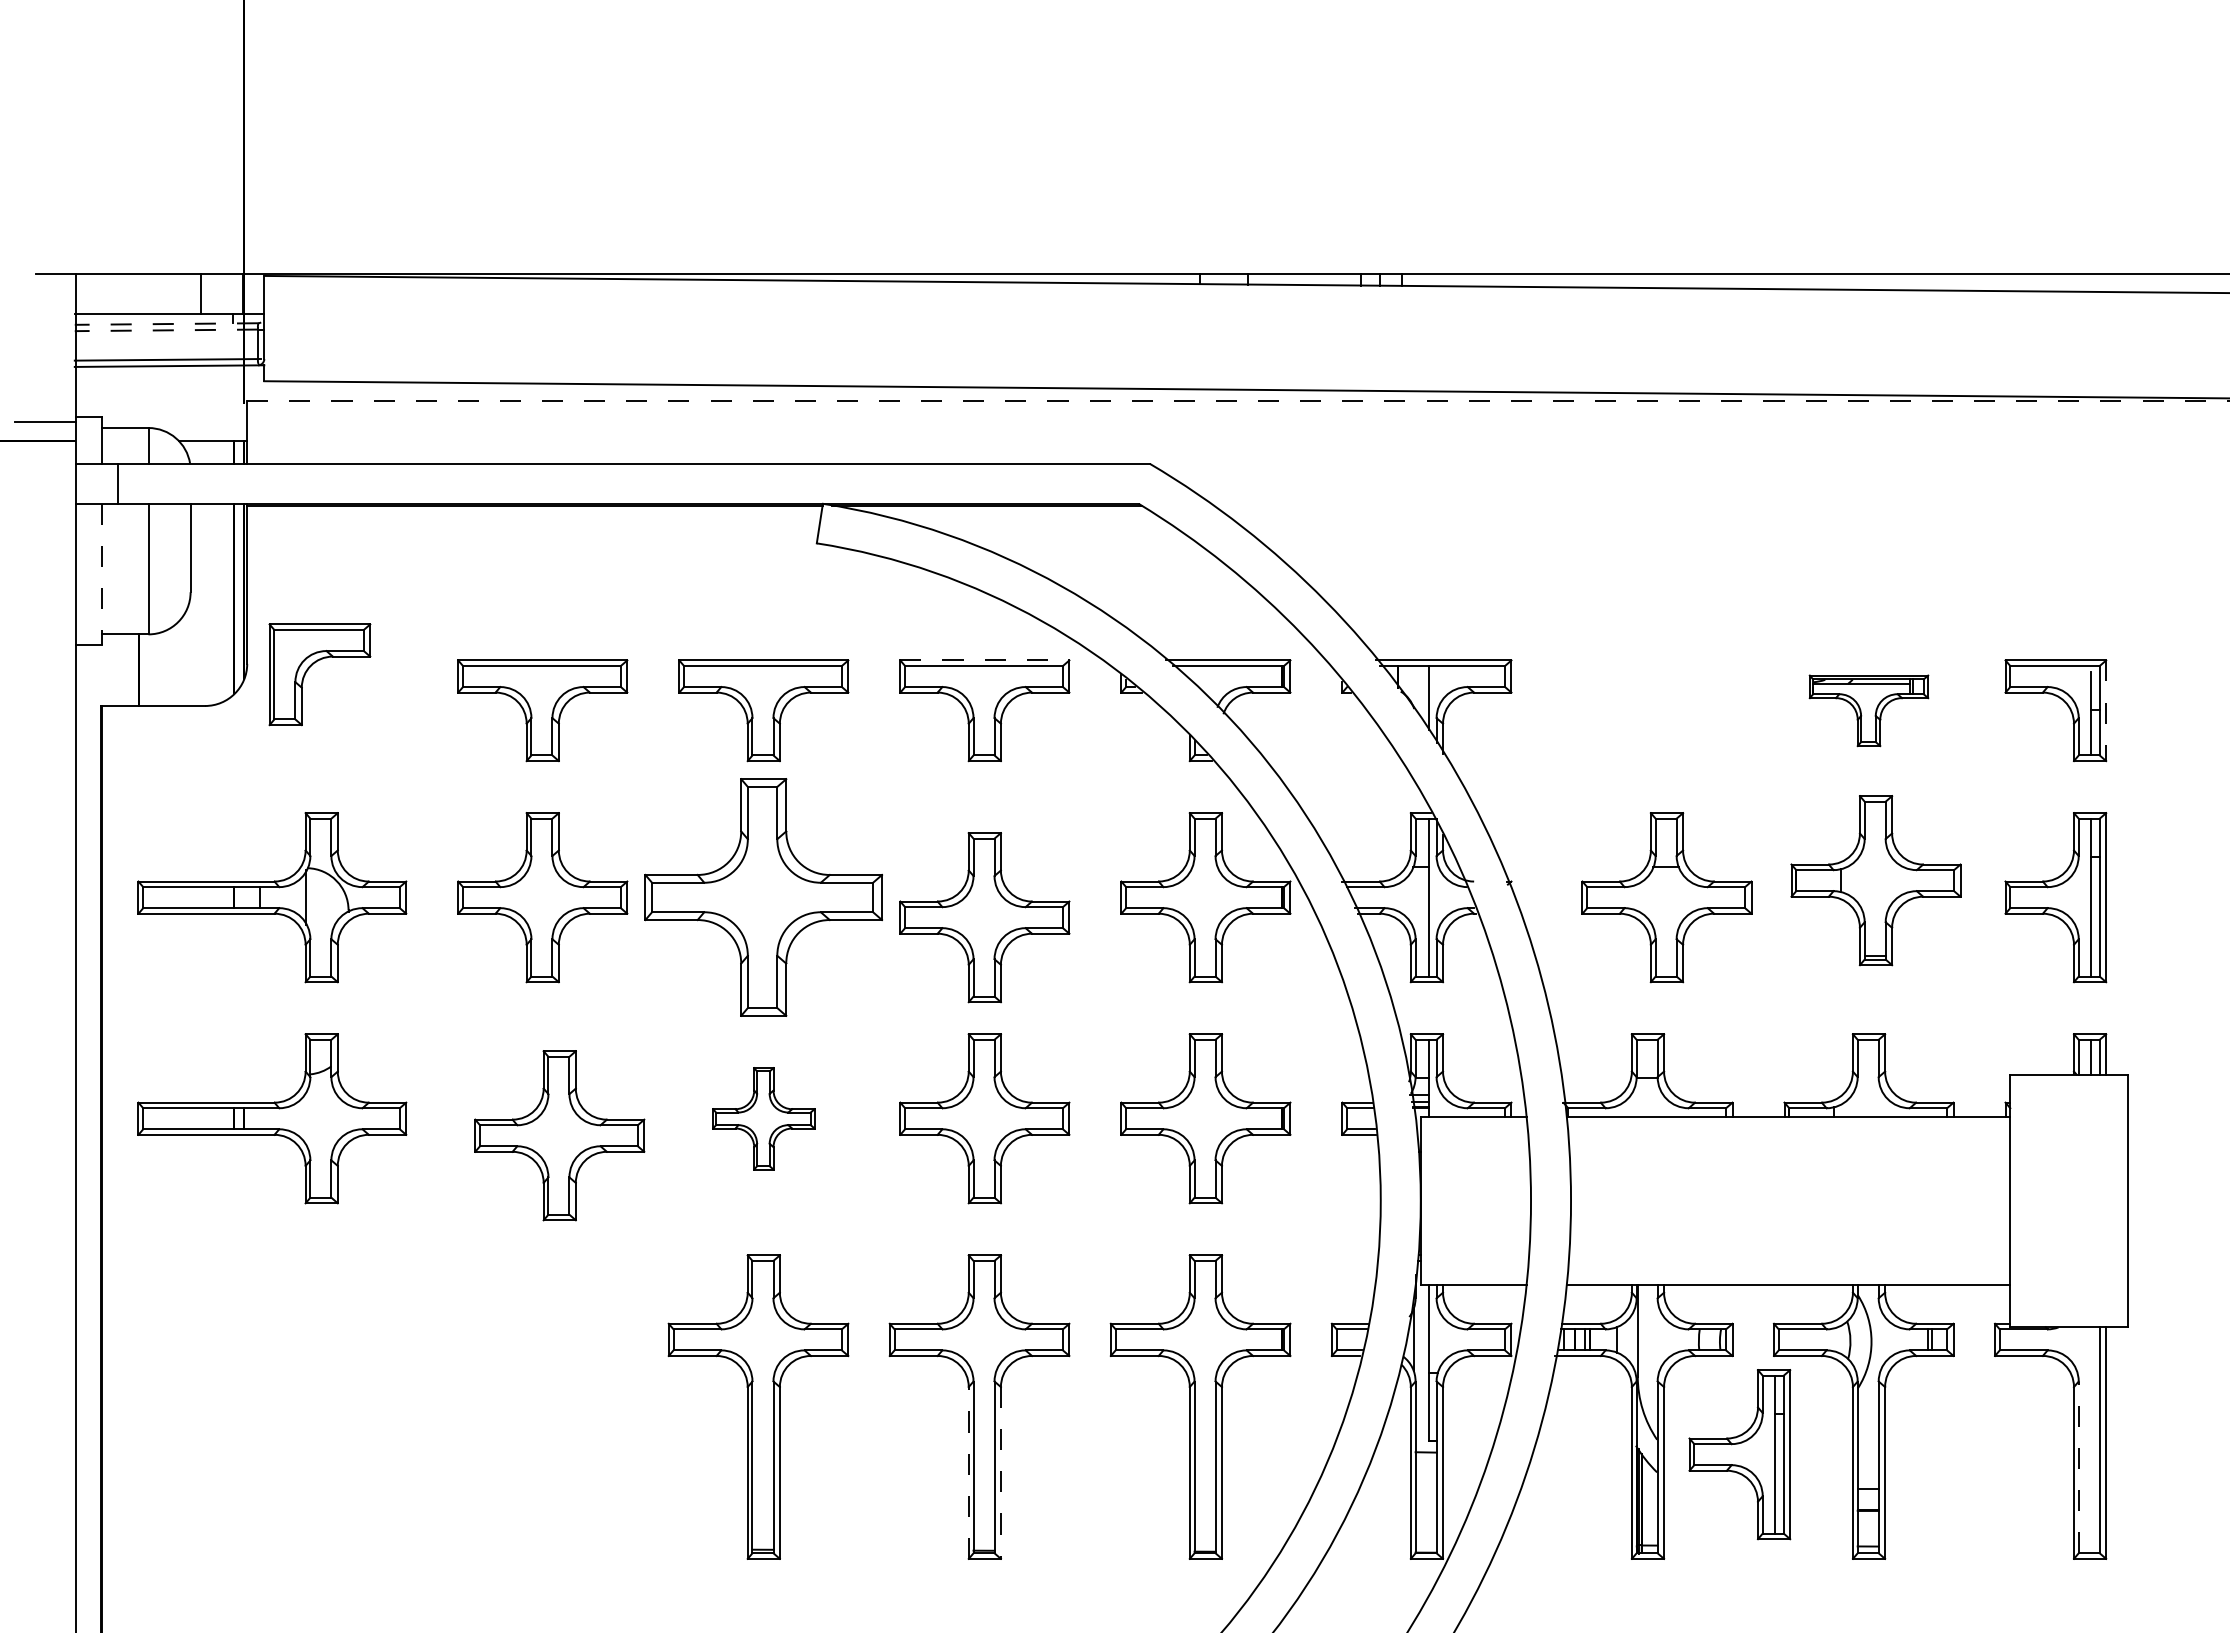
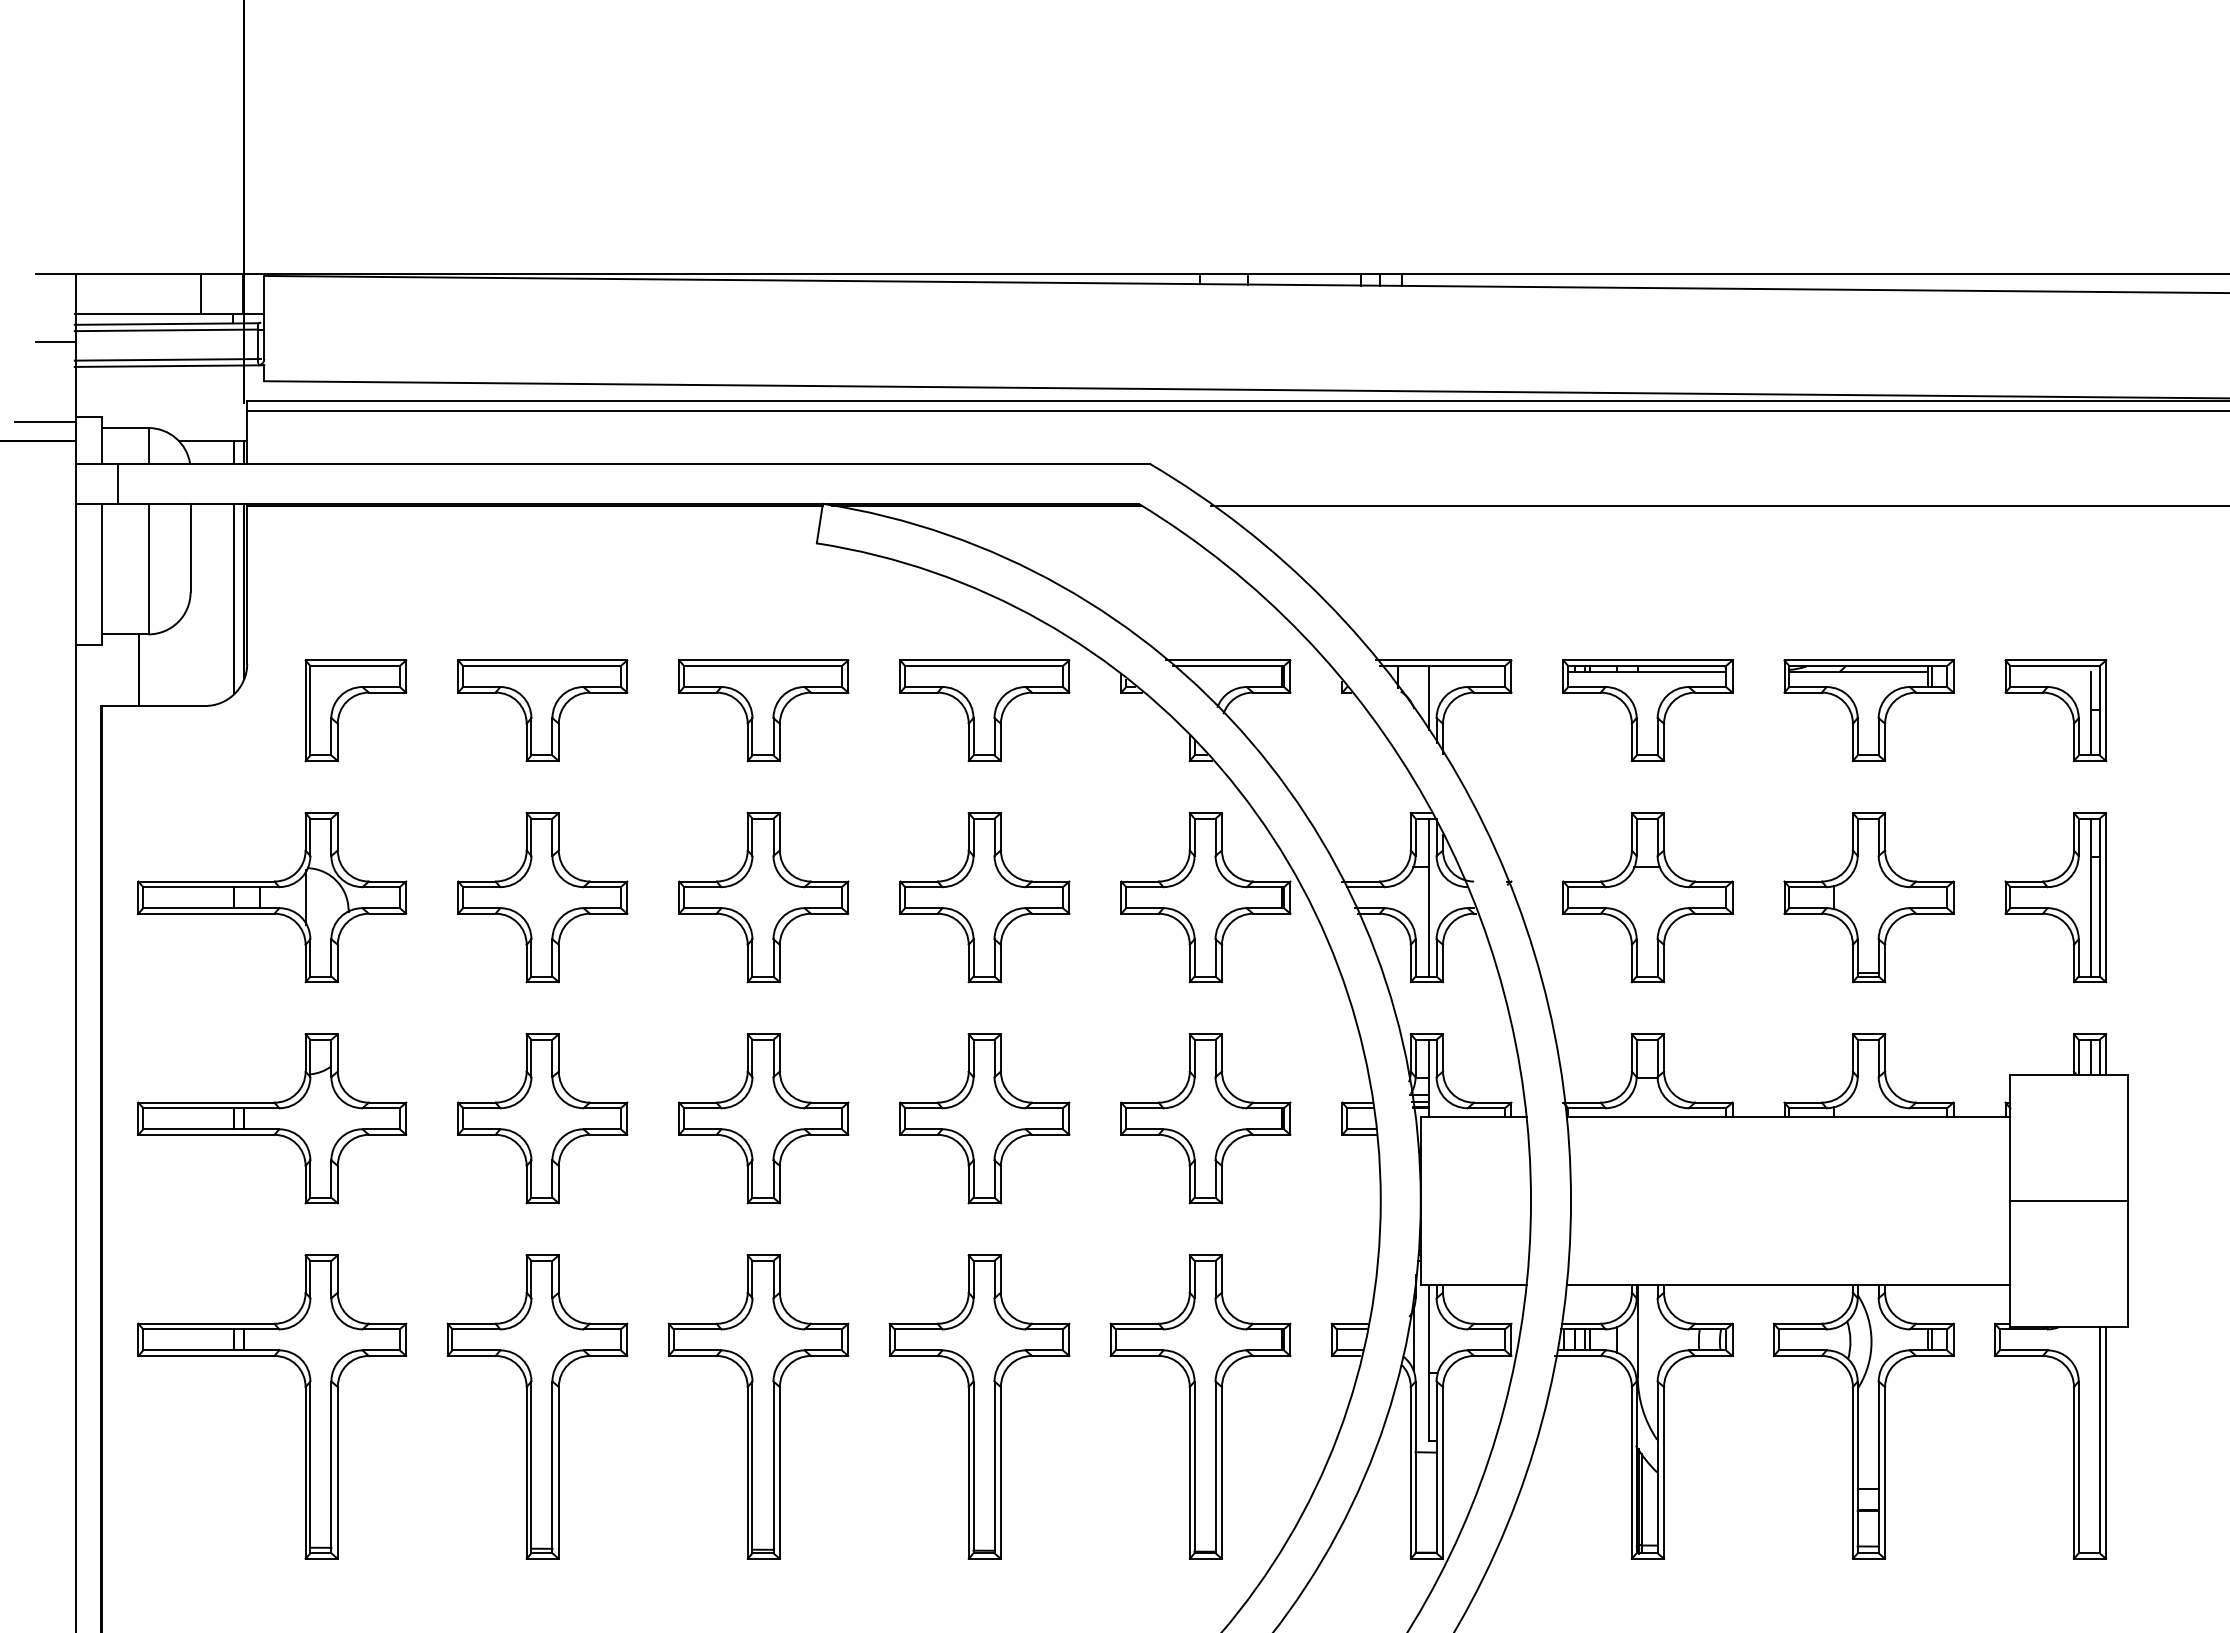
line: dashed -> solid (166, 324)
line: dashed -> solid (166, 330)
line: none -> present (55, 341)
line: dashed -> solid (1238, 400)
line: none -> present (1236, 411)
line: none -> present (1718, 505)
line: dashed -> solid (102, 574)
line: dashed -> solid (984, 660)
part position: (311, 666) -> (347, 702) (347, 702)
part: none -> present (1647, 710)
part size: 122x74 px -> 172x104 px (1868, 710)
line: dashed -> solid (2106, 711)
part position: (1875, 880) -> (1868, 897) (1868, 897)
part size: 239x239 px -> 172x172 px (763, 897)
part position: (1666, 897) -> (1647, 897) (1647, 897)
part position: (984, 917) -> (984, 897) (984, 897)
part size: 104x104 px -> 172x172 px (763, 1118)
part position: (559, 1135) -> (542, 1118) (542, 1118)
line: none -> present (2069, 1200)
part: none -> present (305, 1406)
part: none -> present (537, 1406)
part: present -> none (1739, 1454)
line: dashed -> solid (2078, 1467)
line: dashed -> solid (968, 1472)
line: dashed -> solid (1000, 1472)
